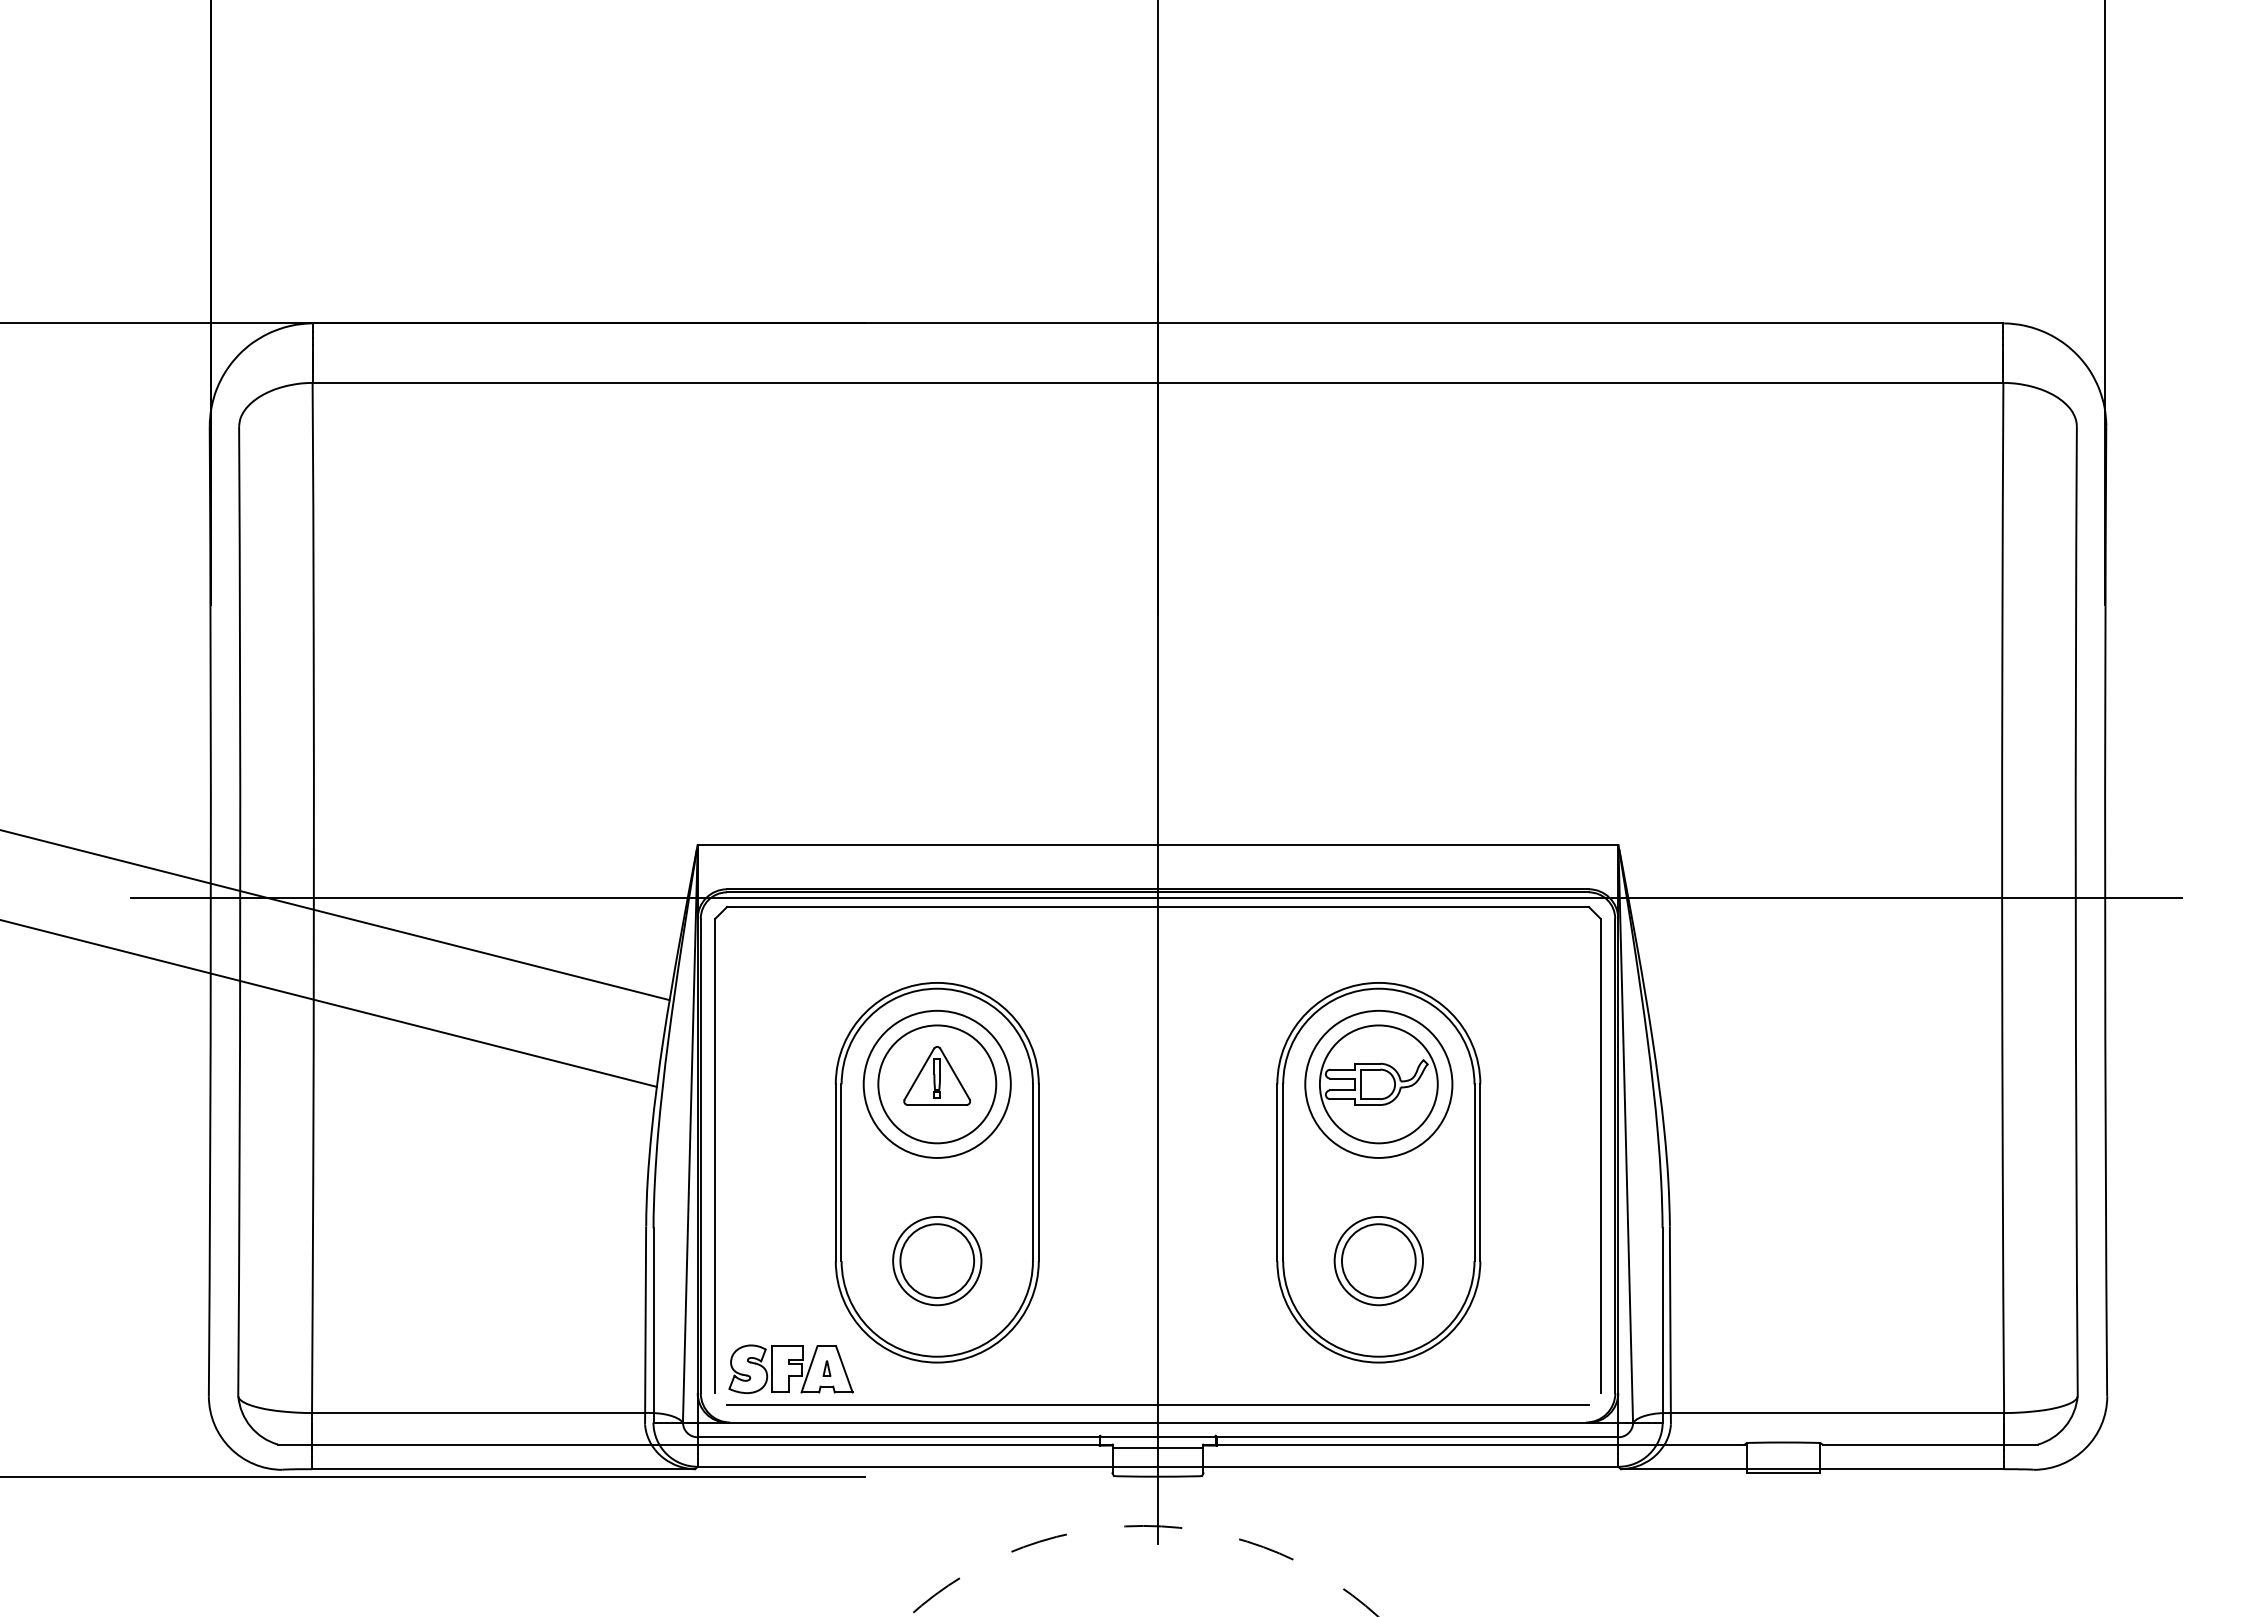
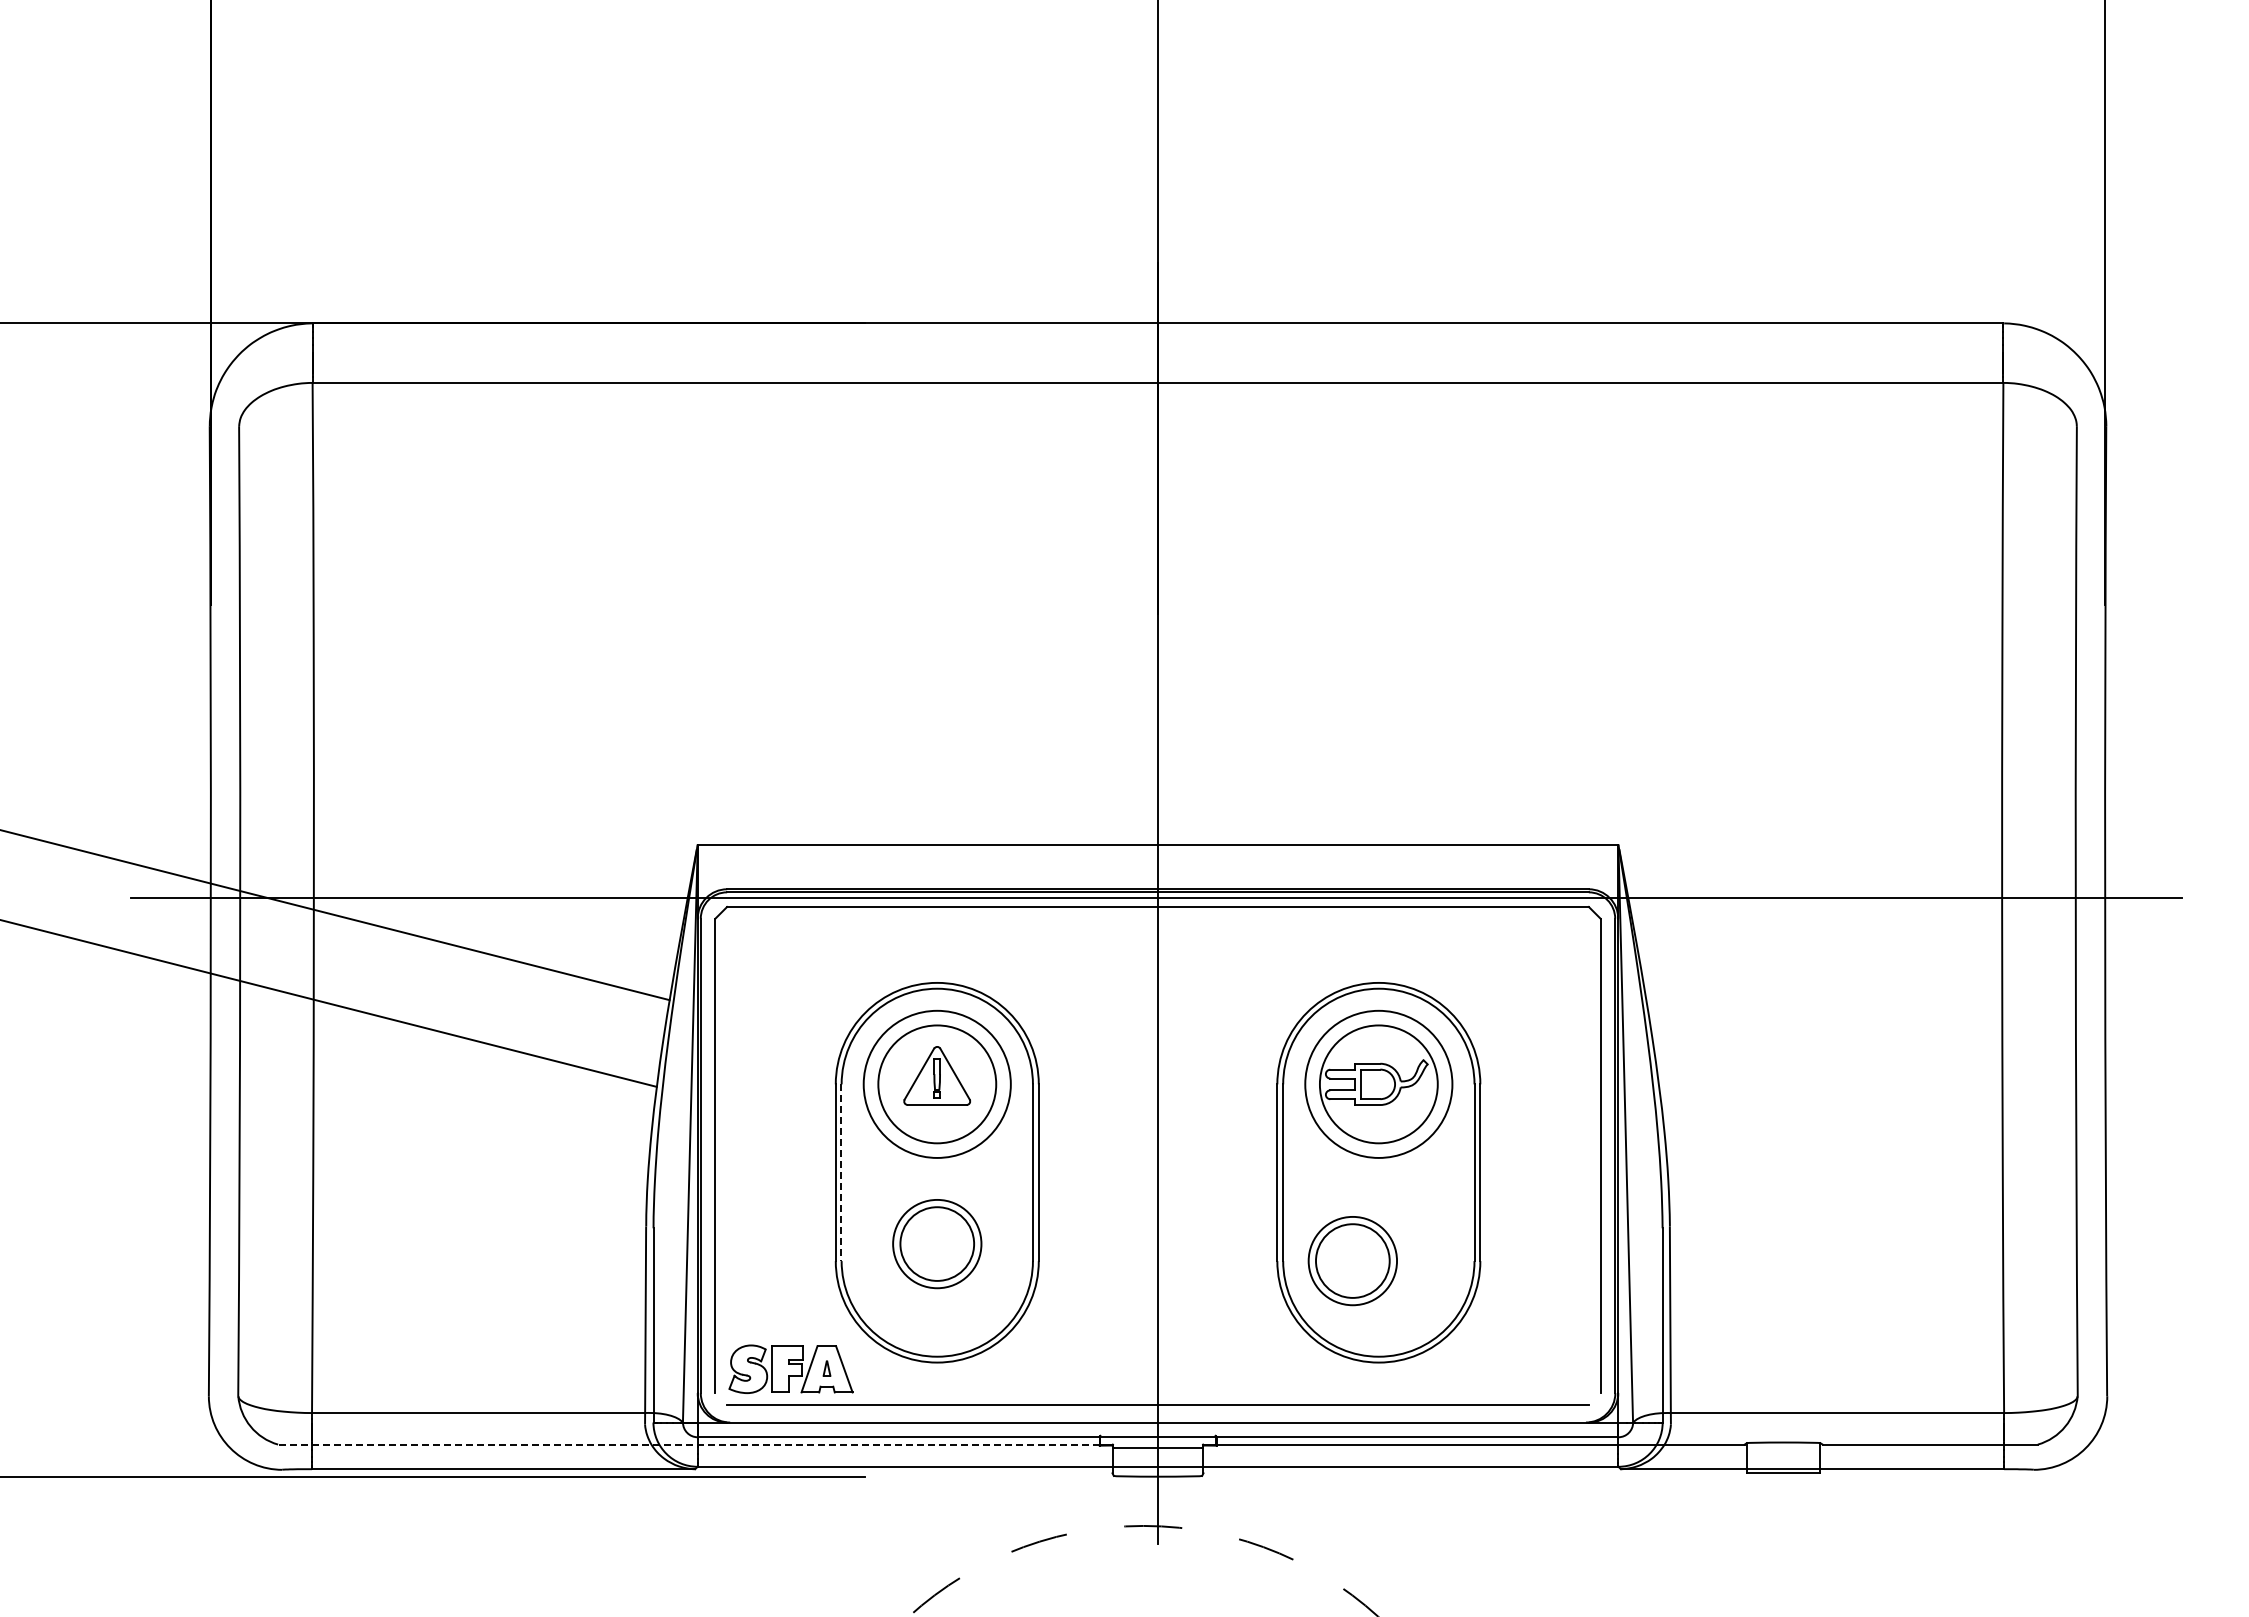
line: solid -> dashed (841, 1173)
part position: (937, 1261) -> (937, 1244) (937, 1244)
part position: (1378, 1261) -> (1352, 1261) (1352, 1261)
line: solid -> dashed (688, 1444)
